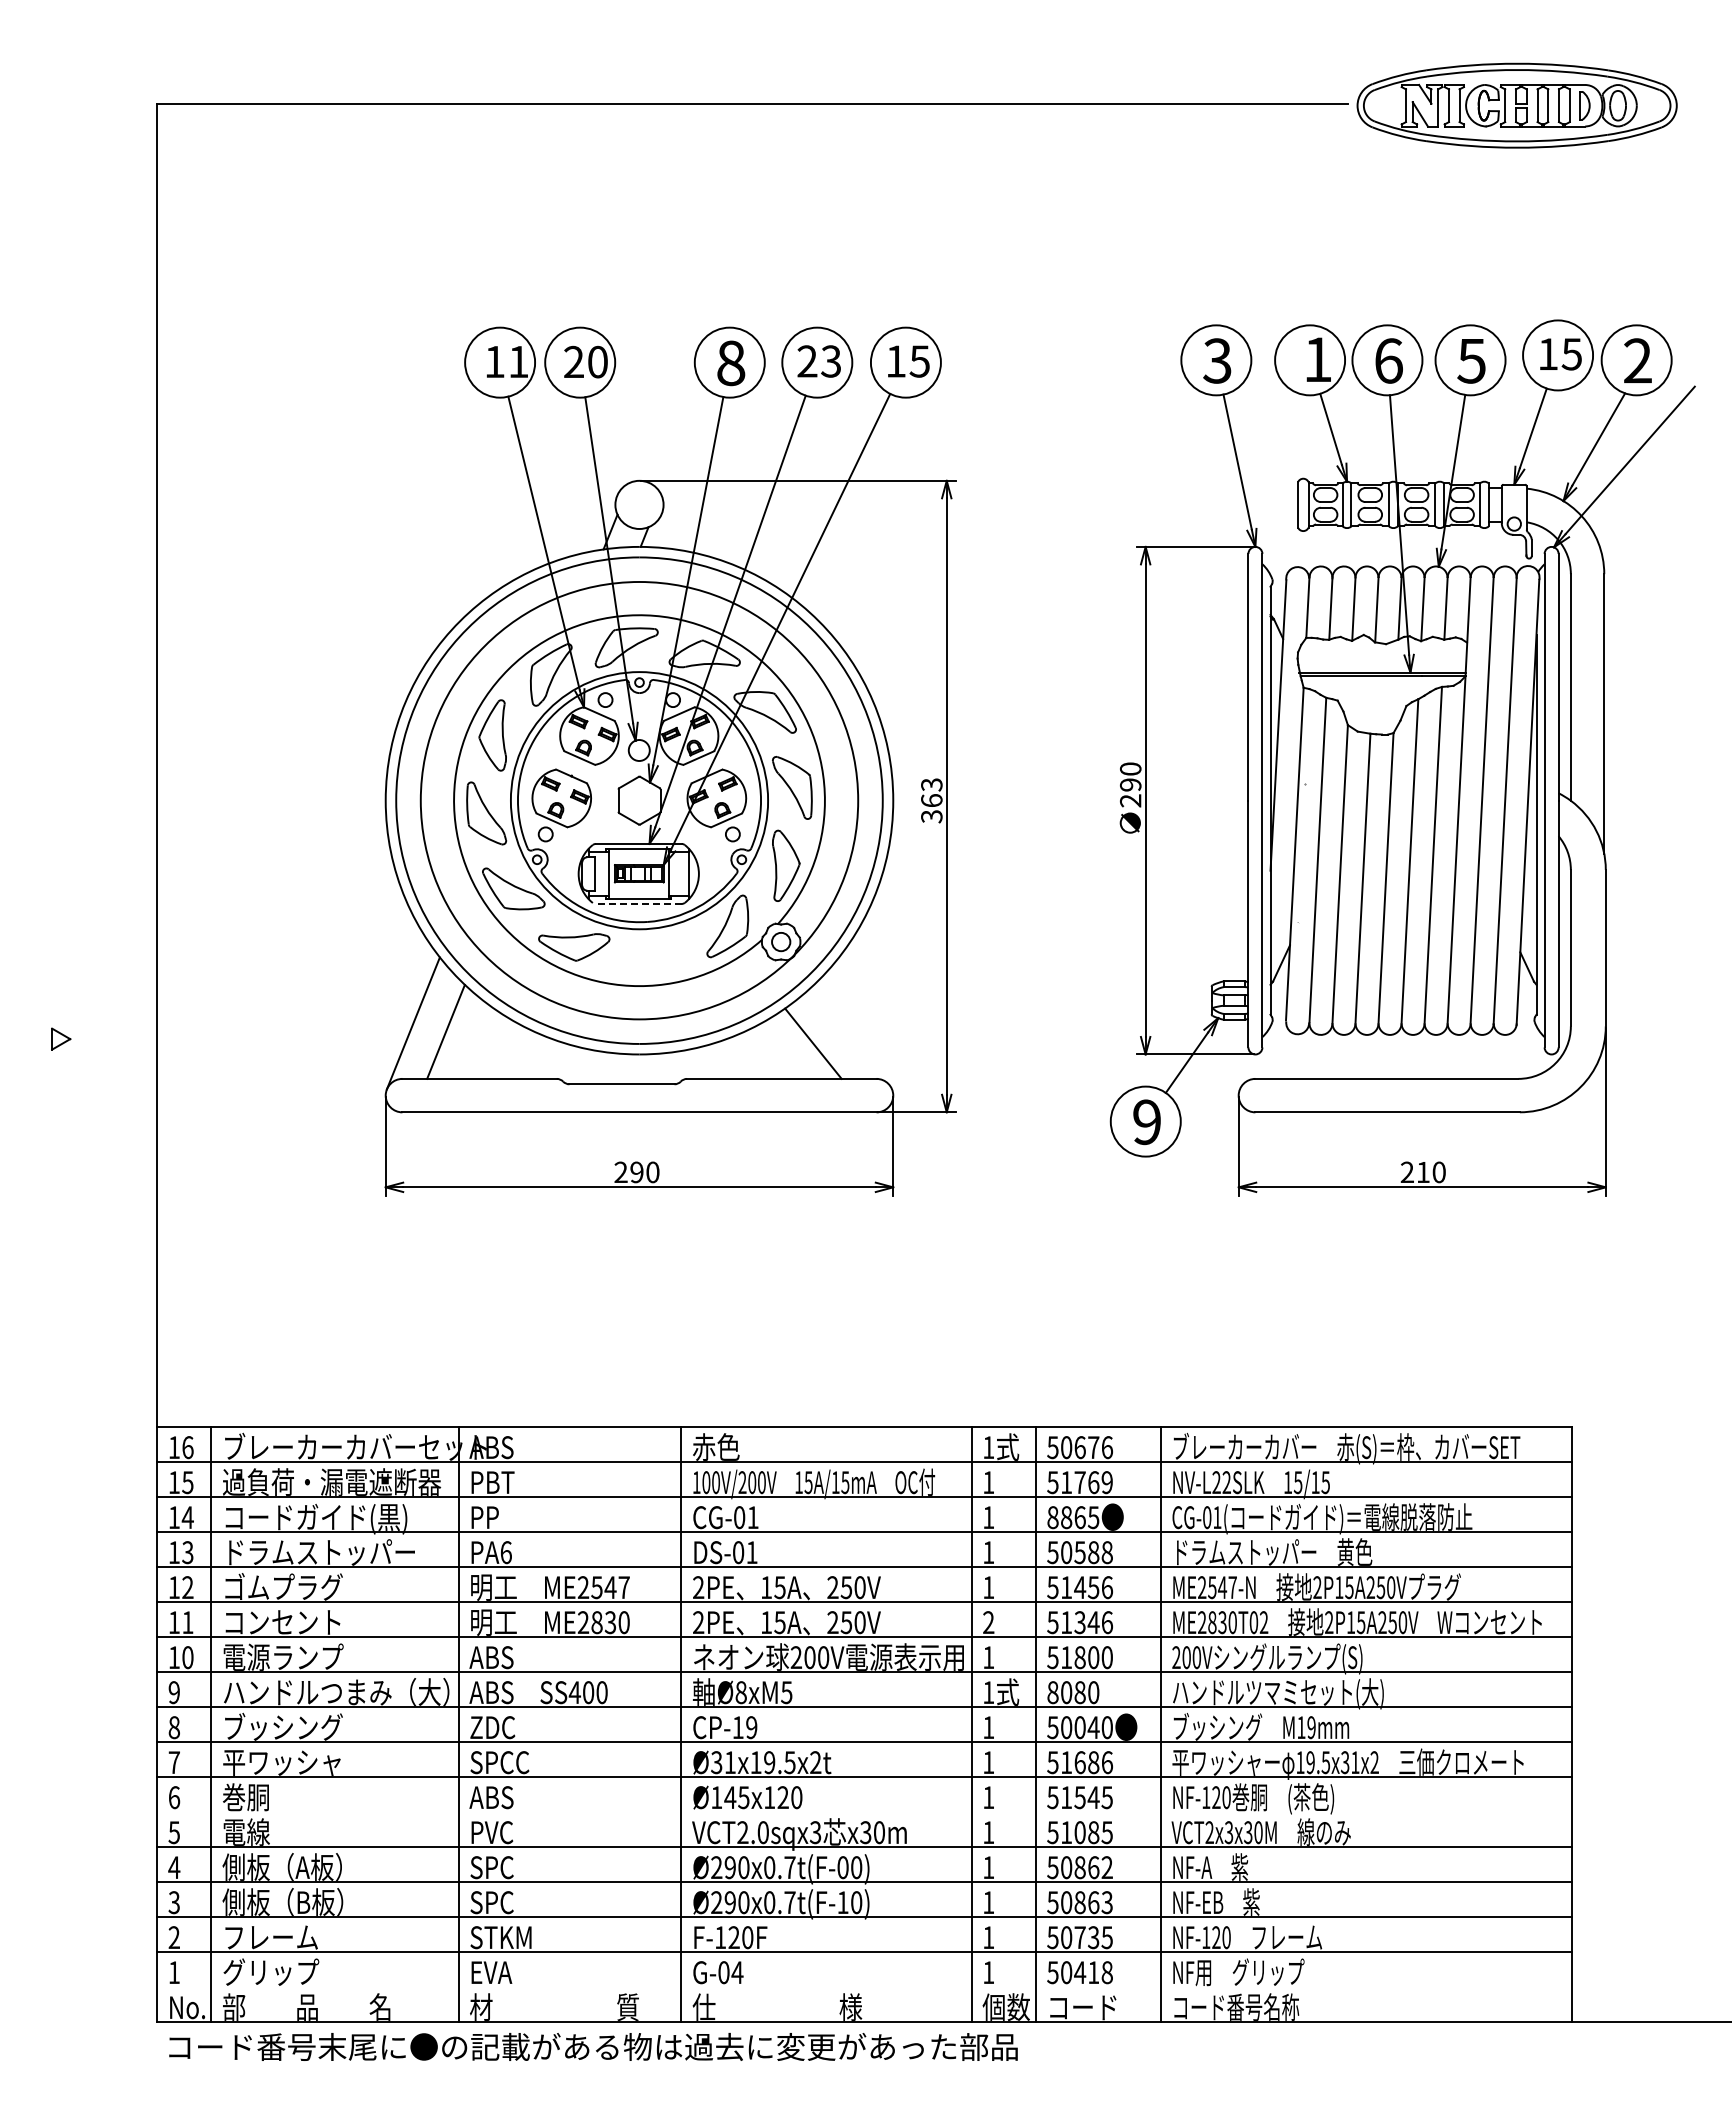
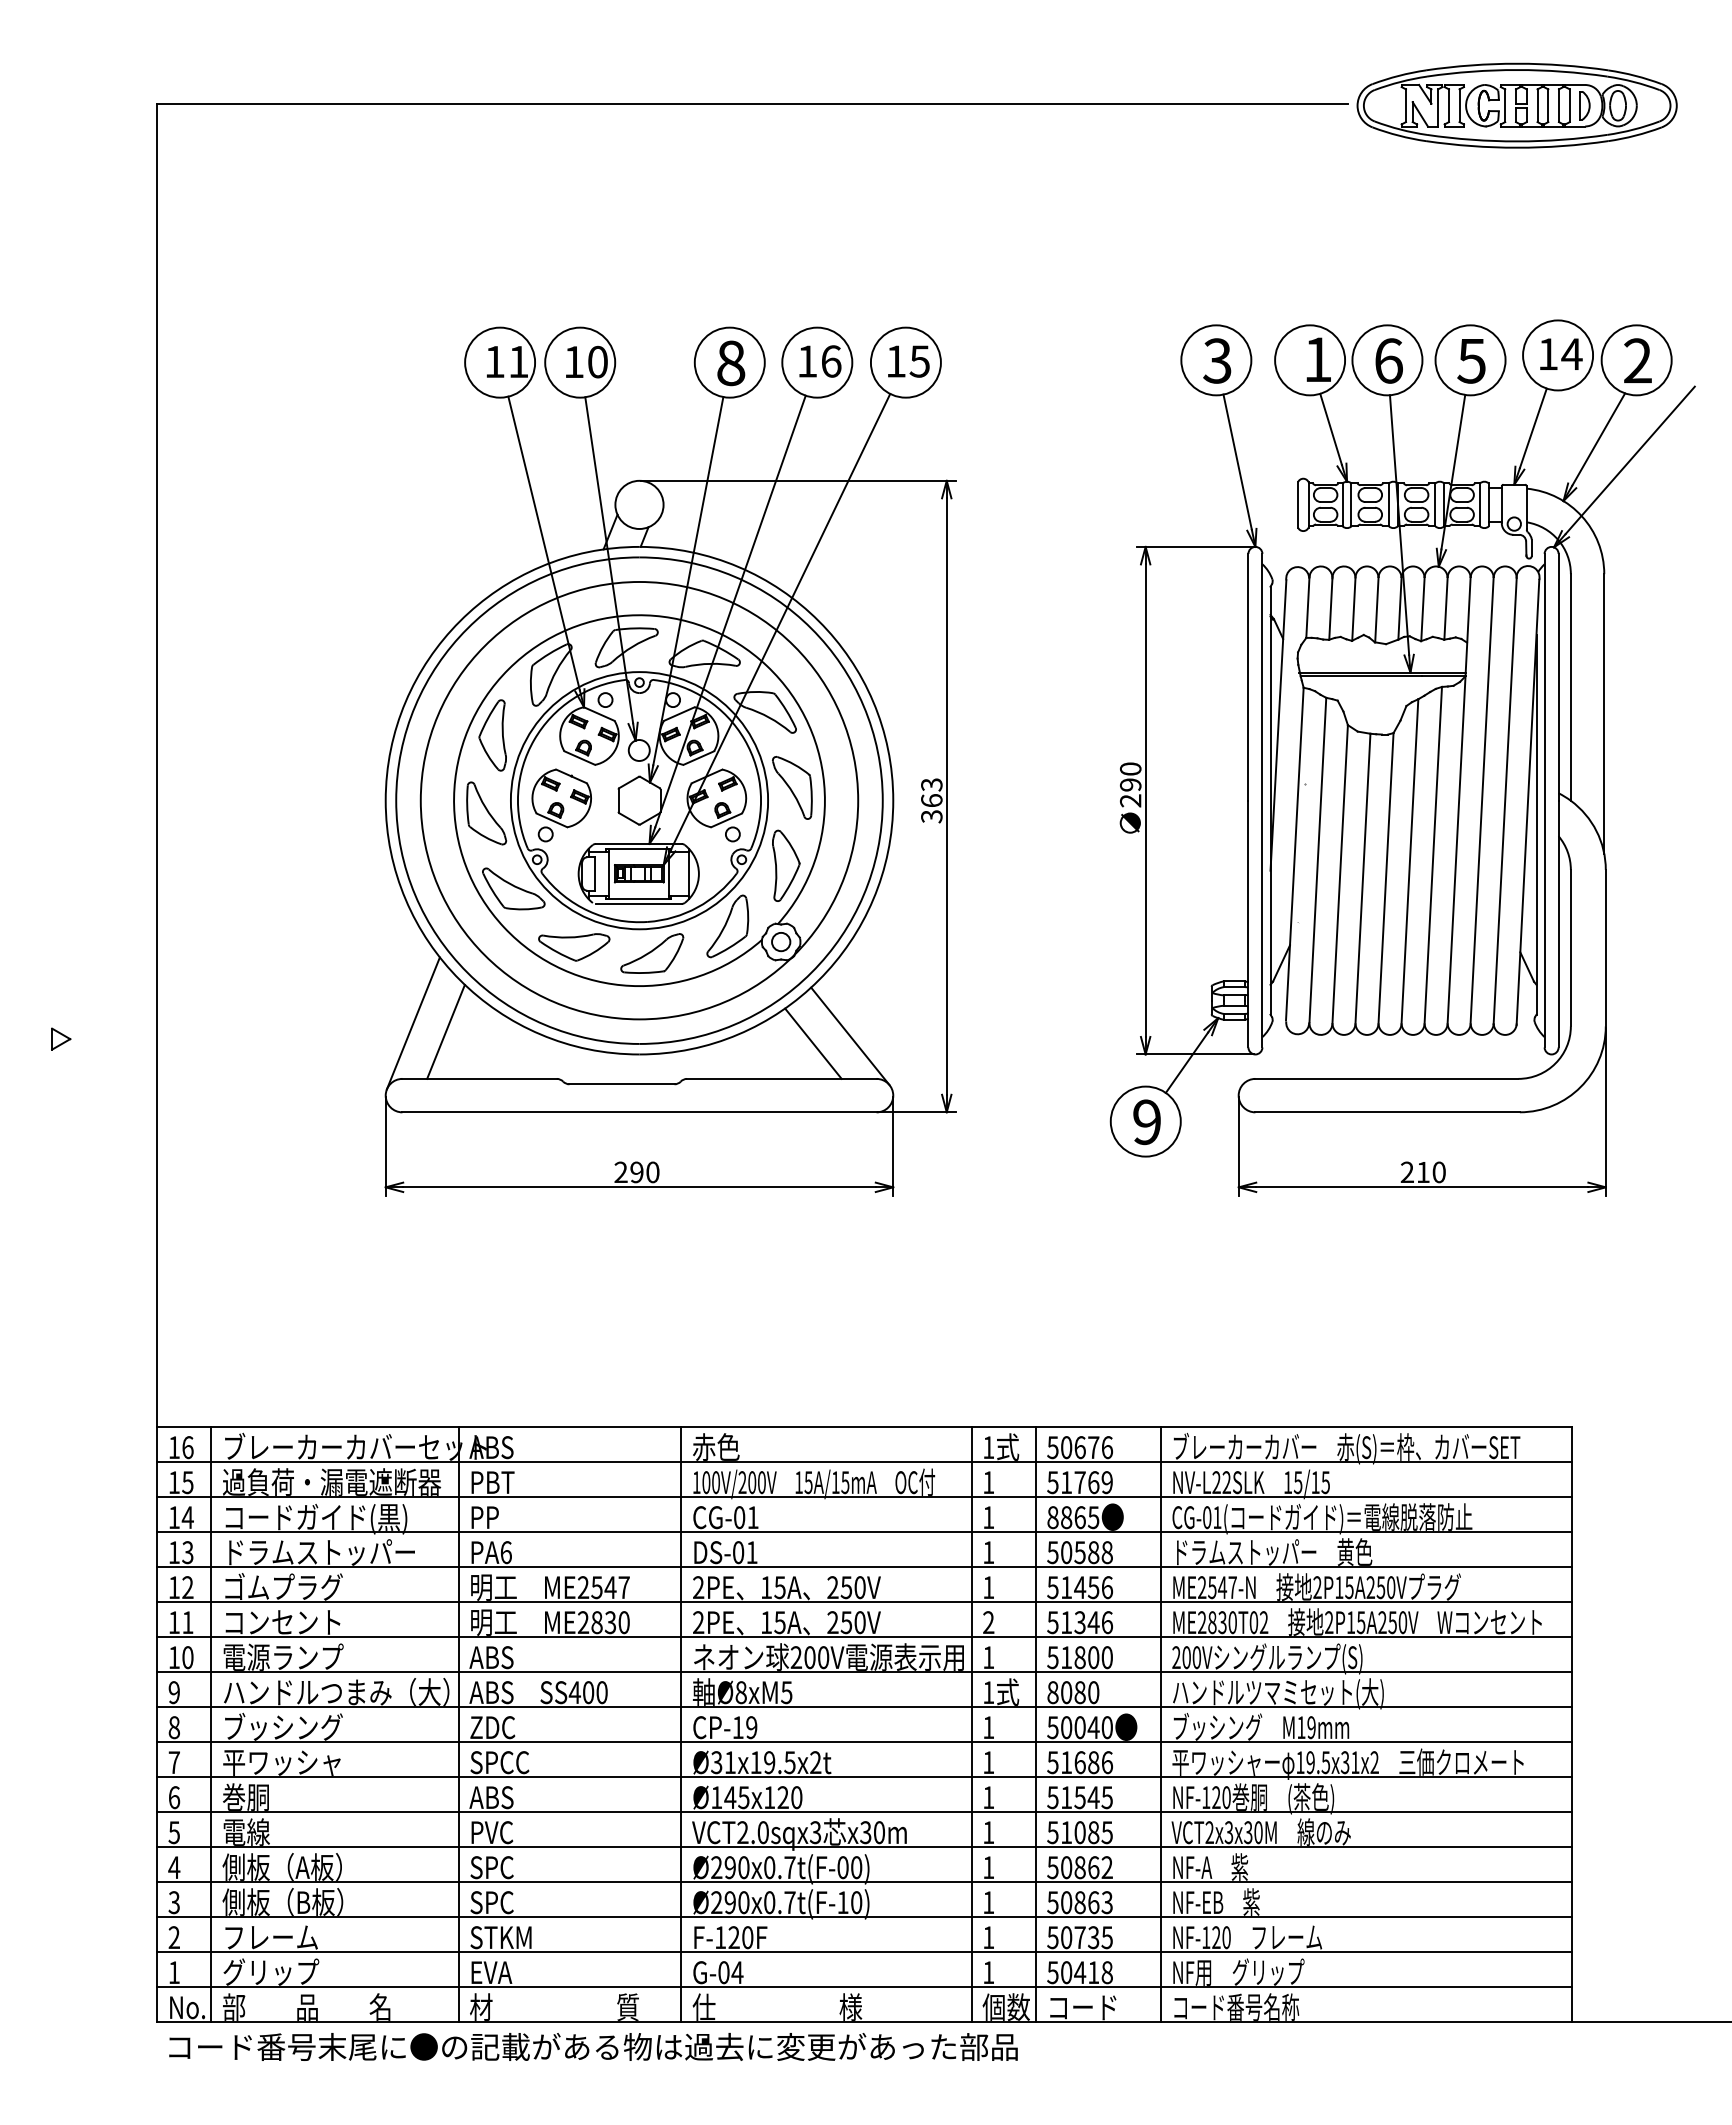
text: 15 -> 14 (1571, 354)
text: 20 -> 10 (573, 361)
text: 23 -> 16 (819, 361)
line: dashed -> solid (638, 904)
part: none -> present (652, 953)
line: none -> present (850, 1036)
line: none -> present (864, 1812)
line: none -> present (864, 1987)
